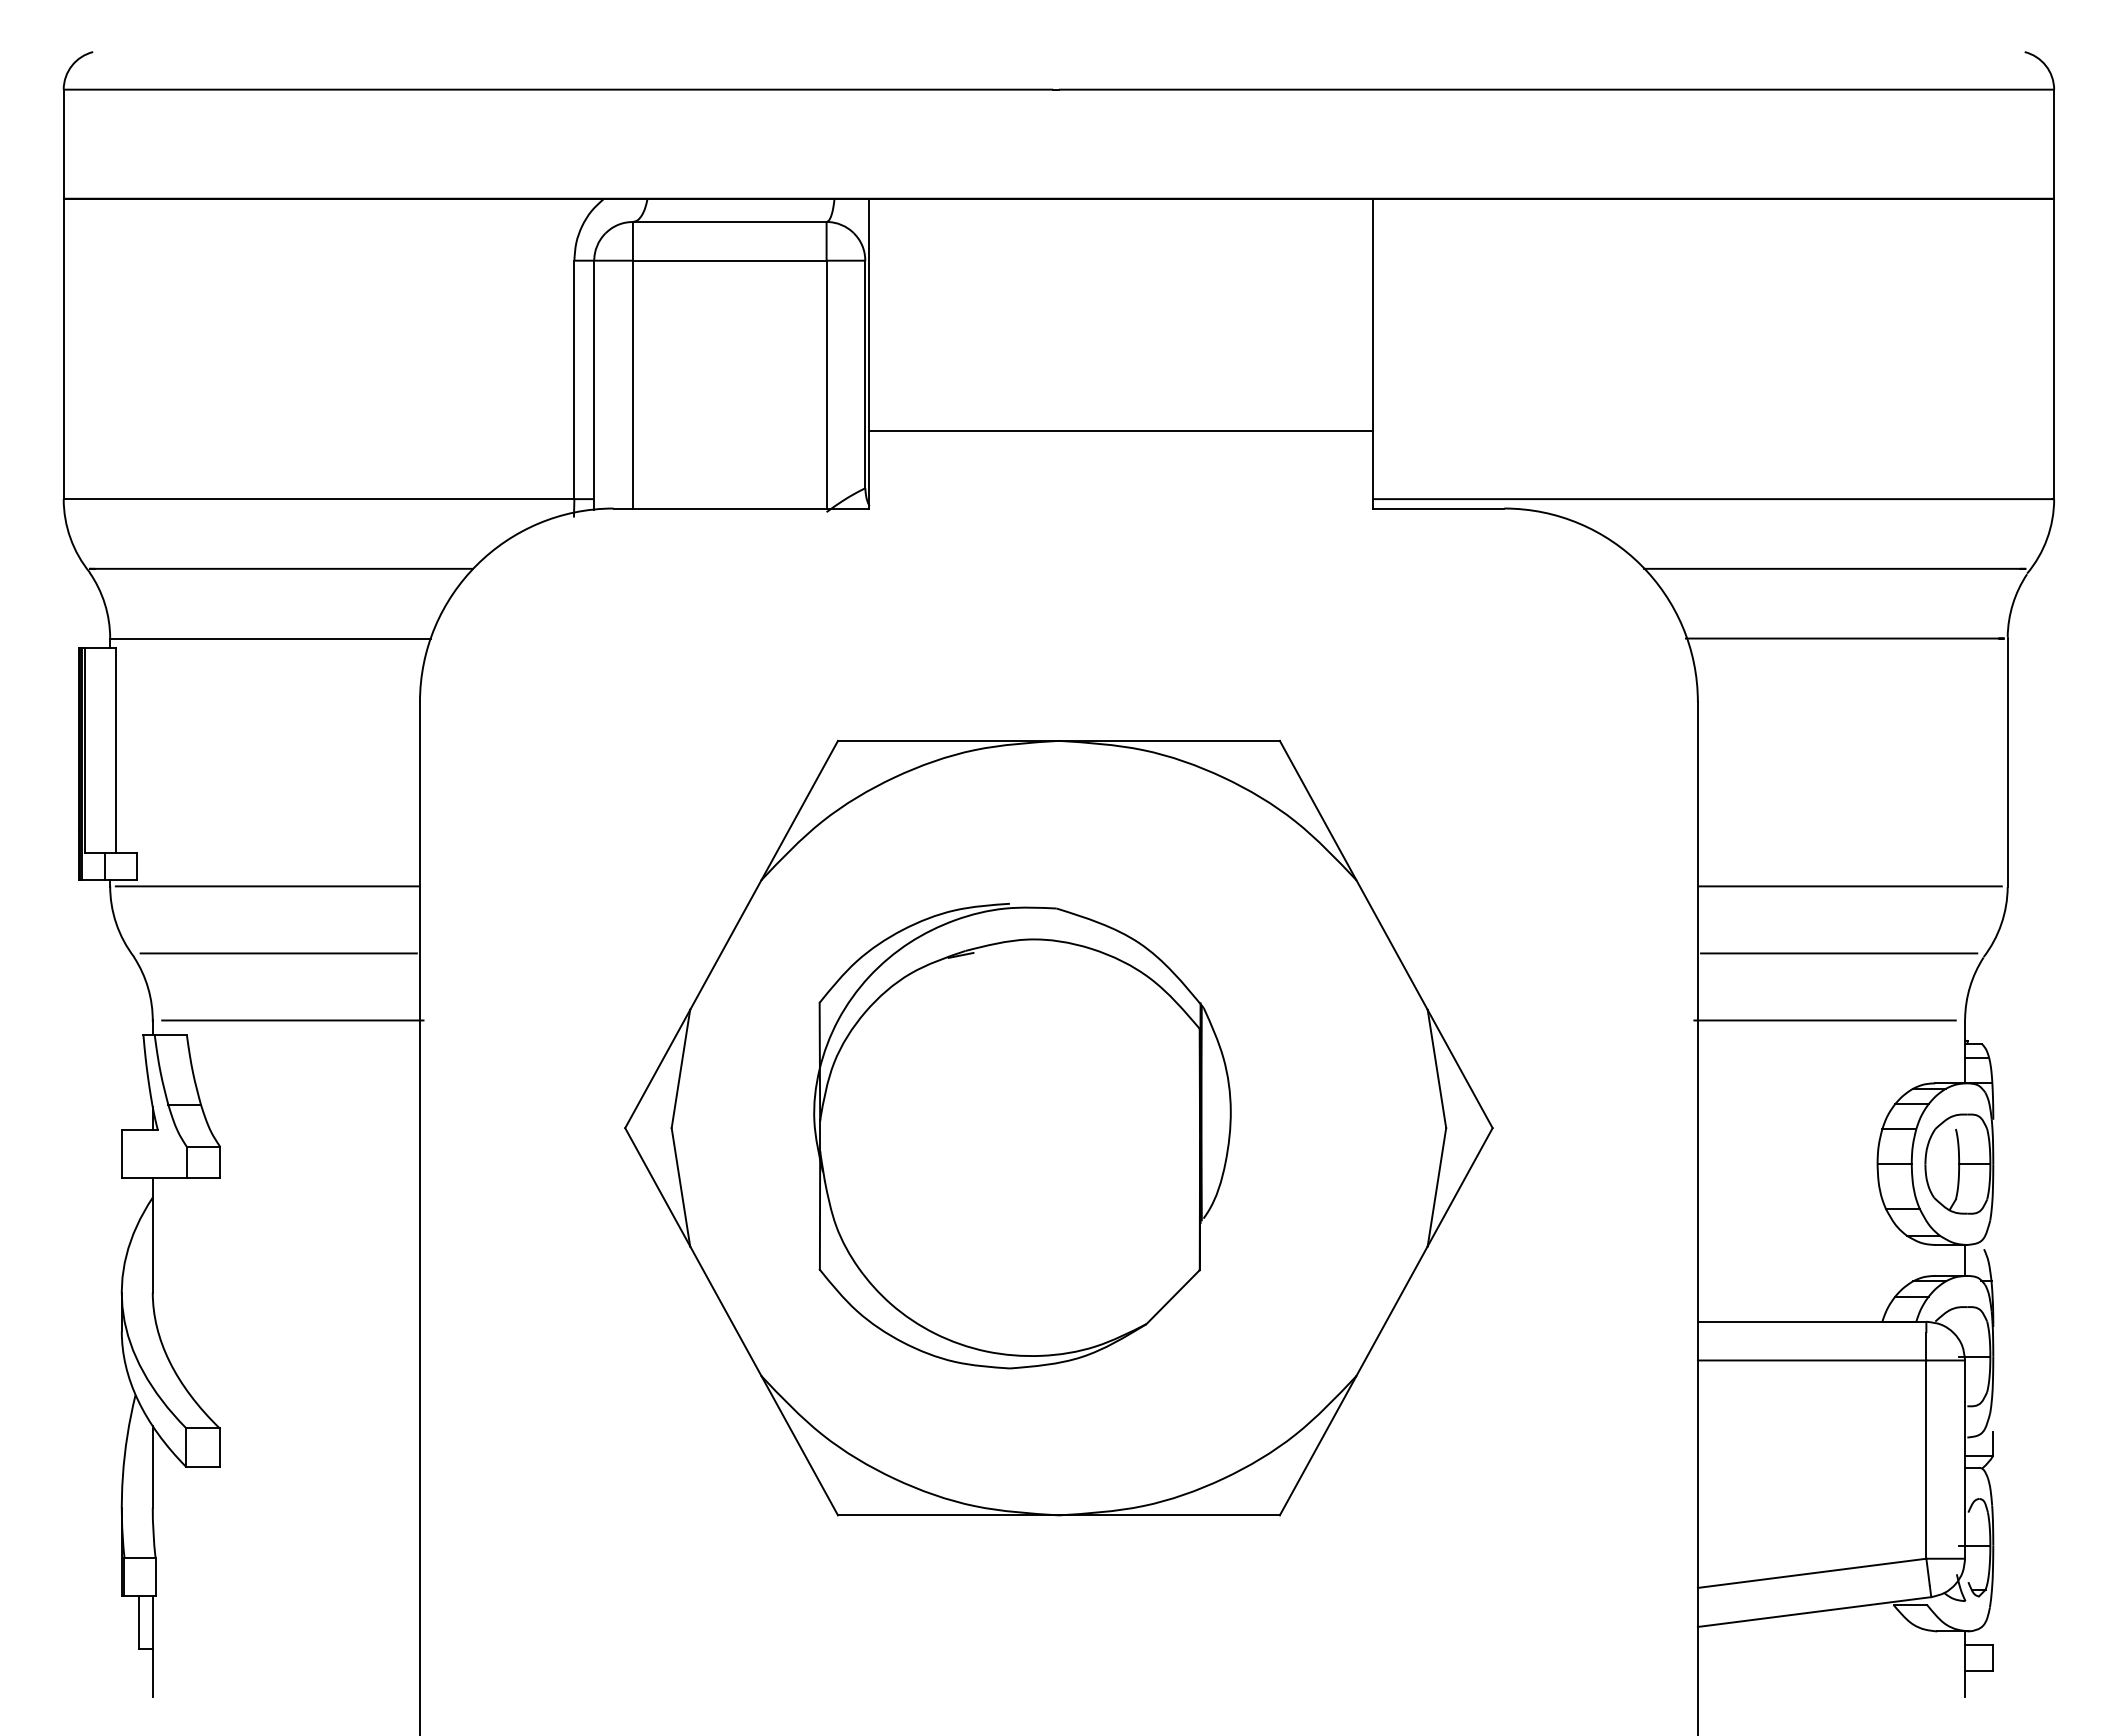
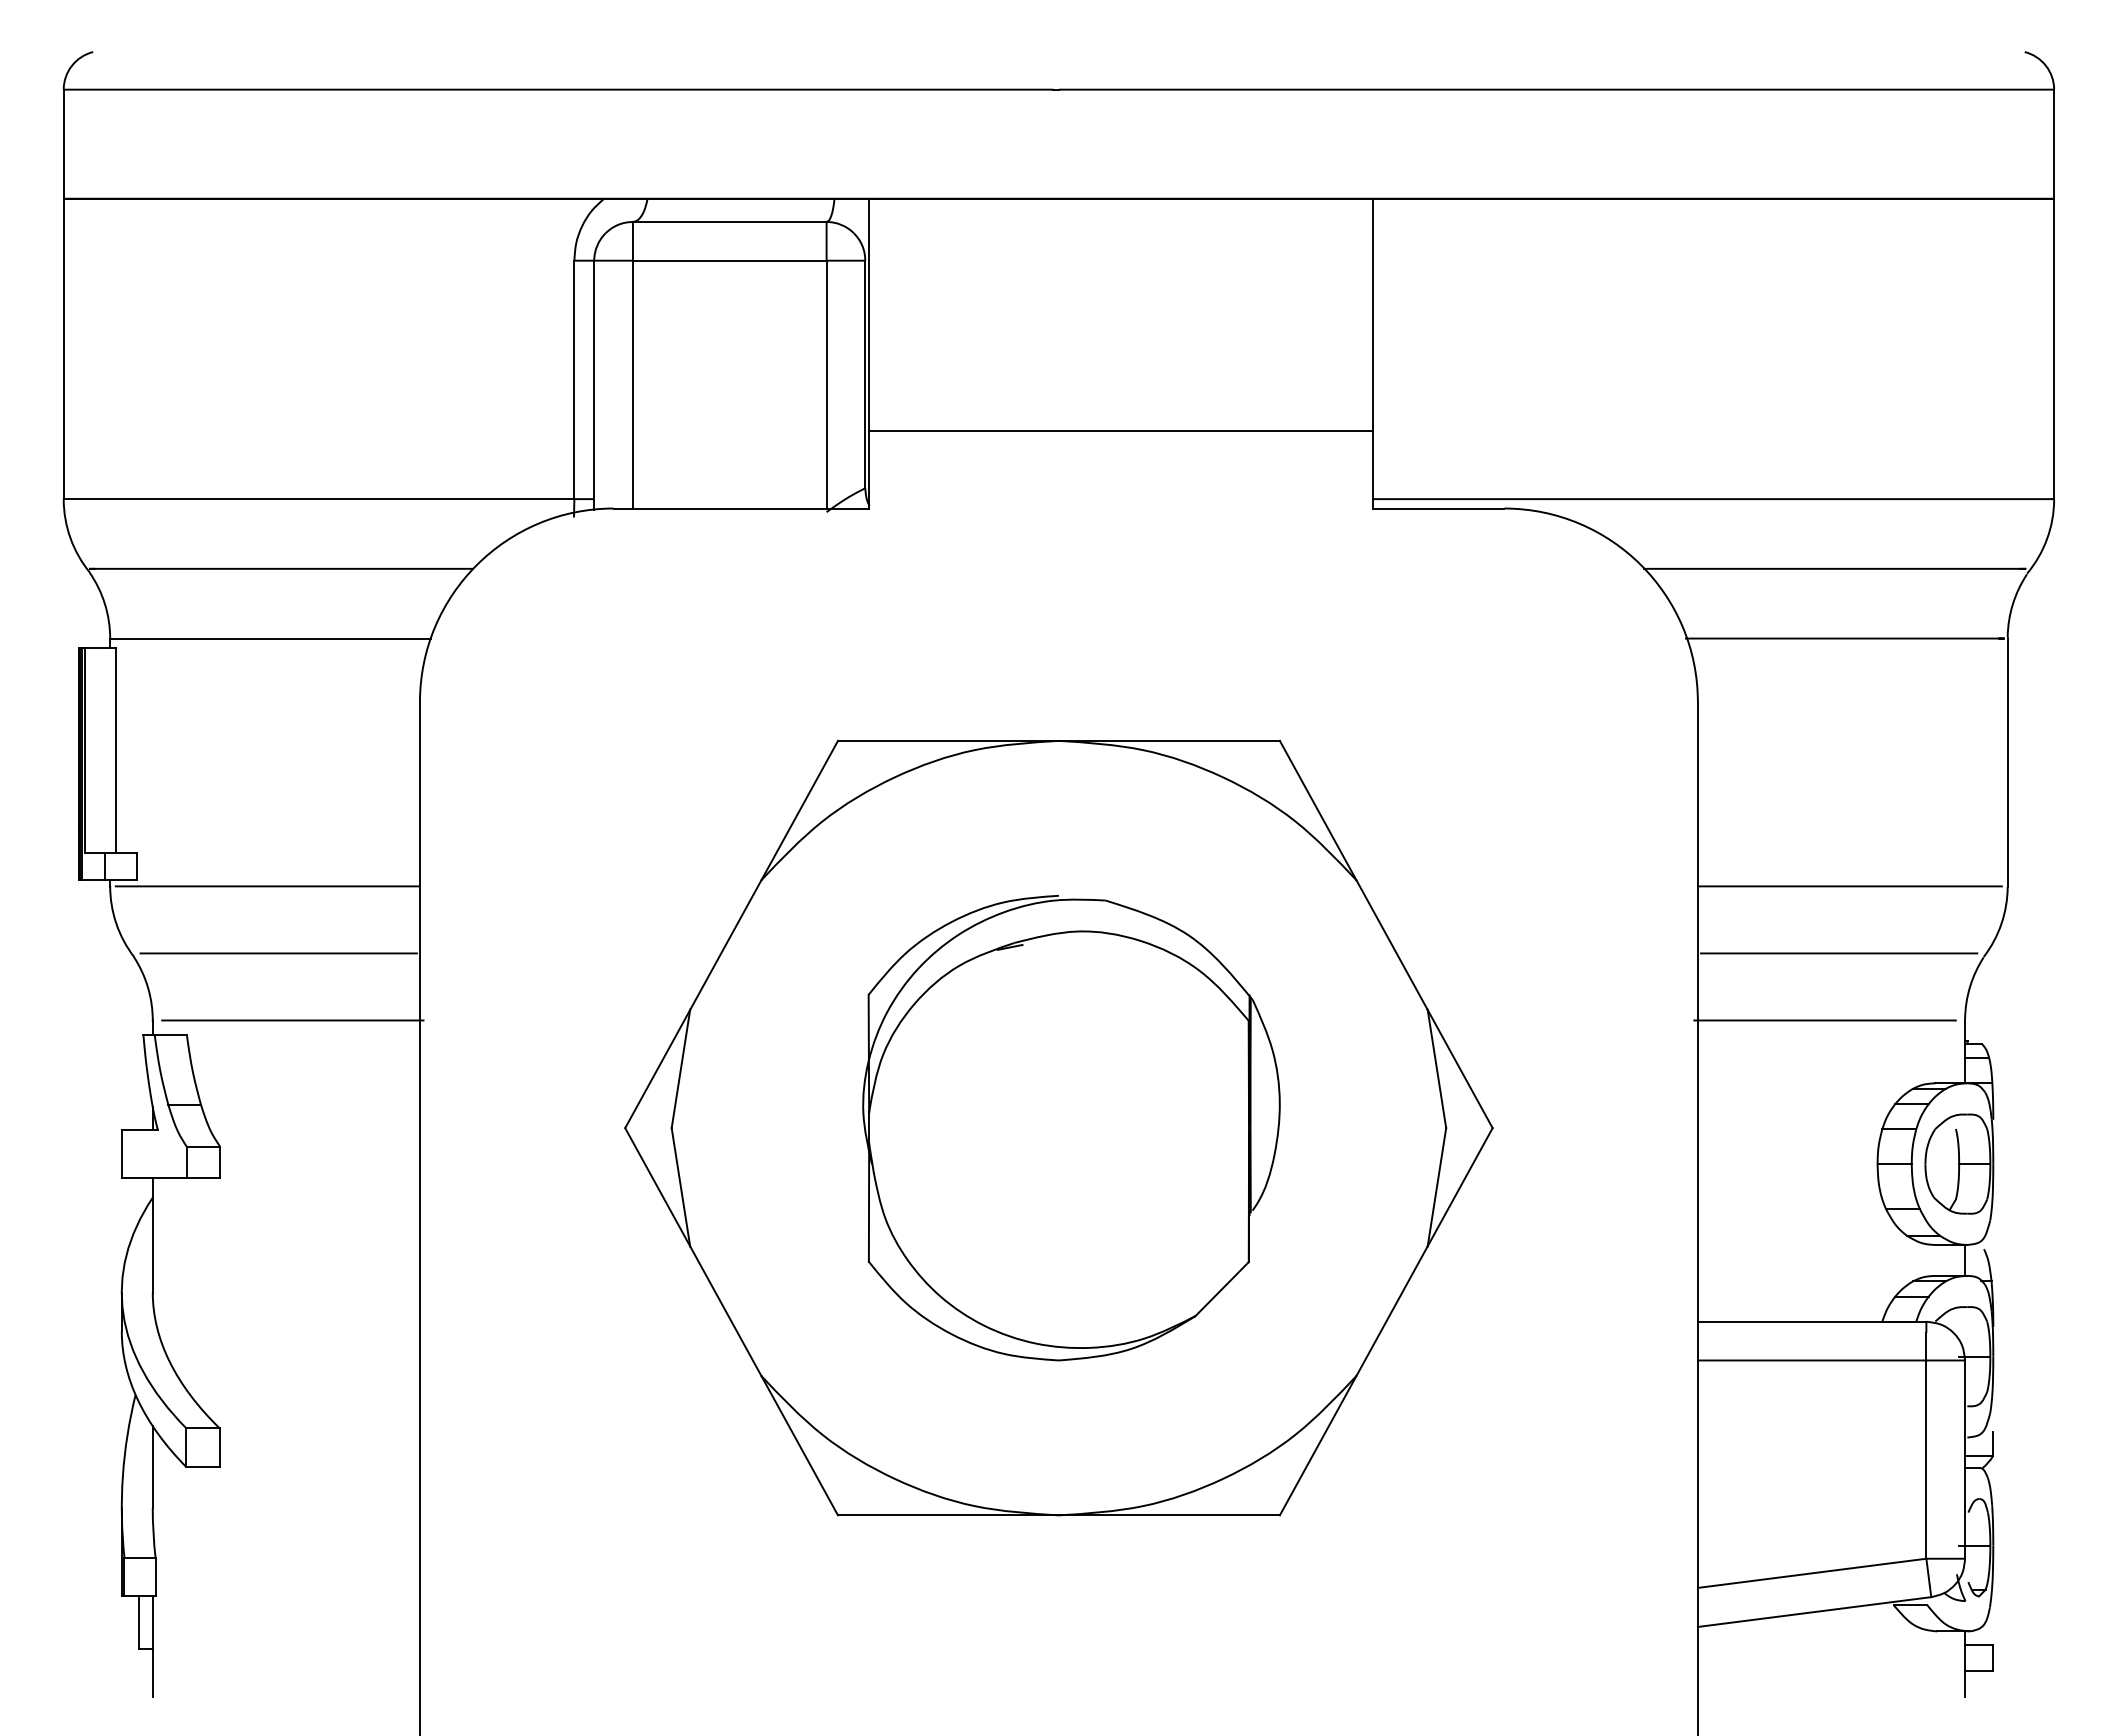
part position: (1022, 1135) -> (1071, 1127) (1071, 1127)
